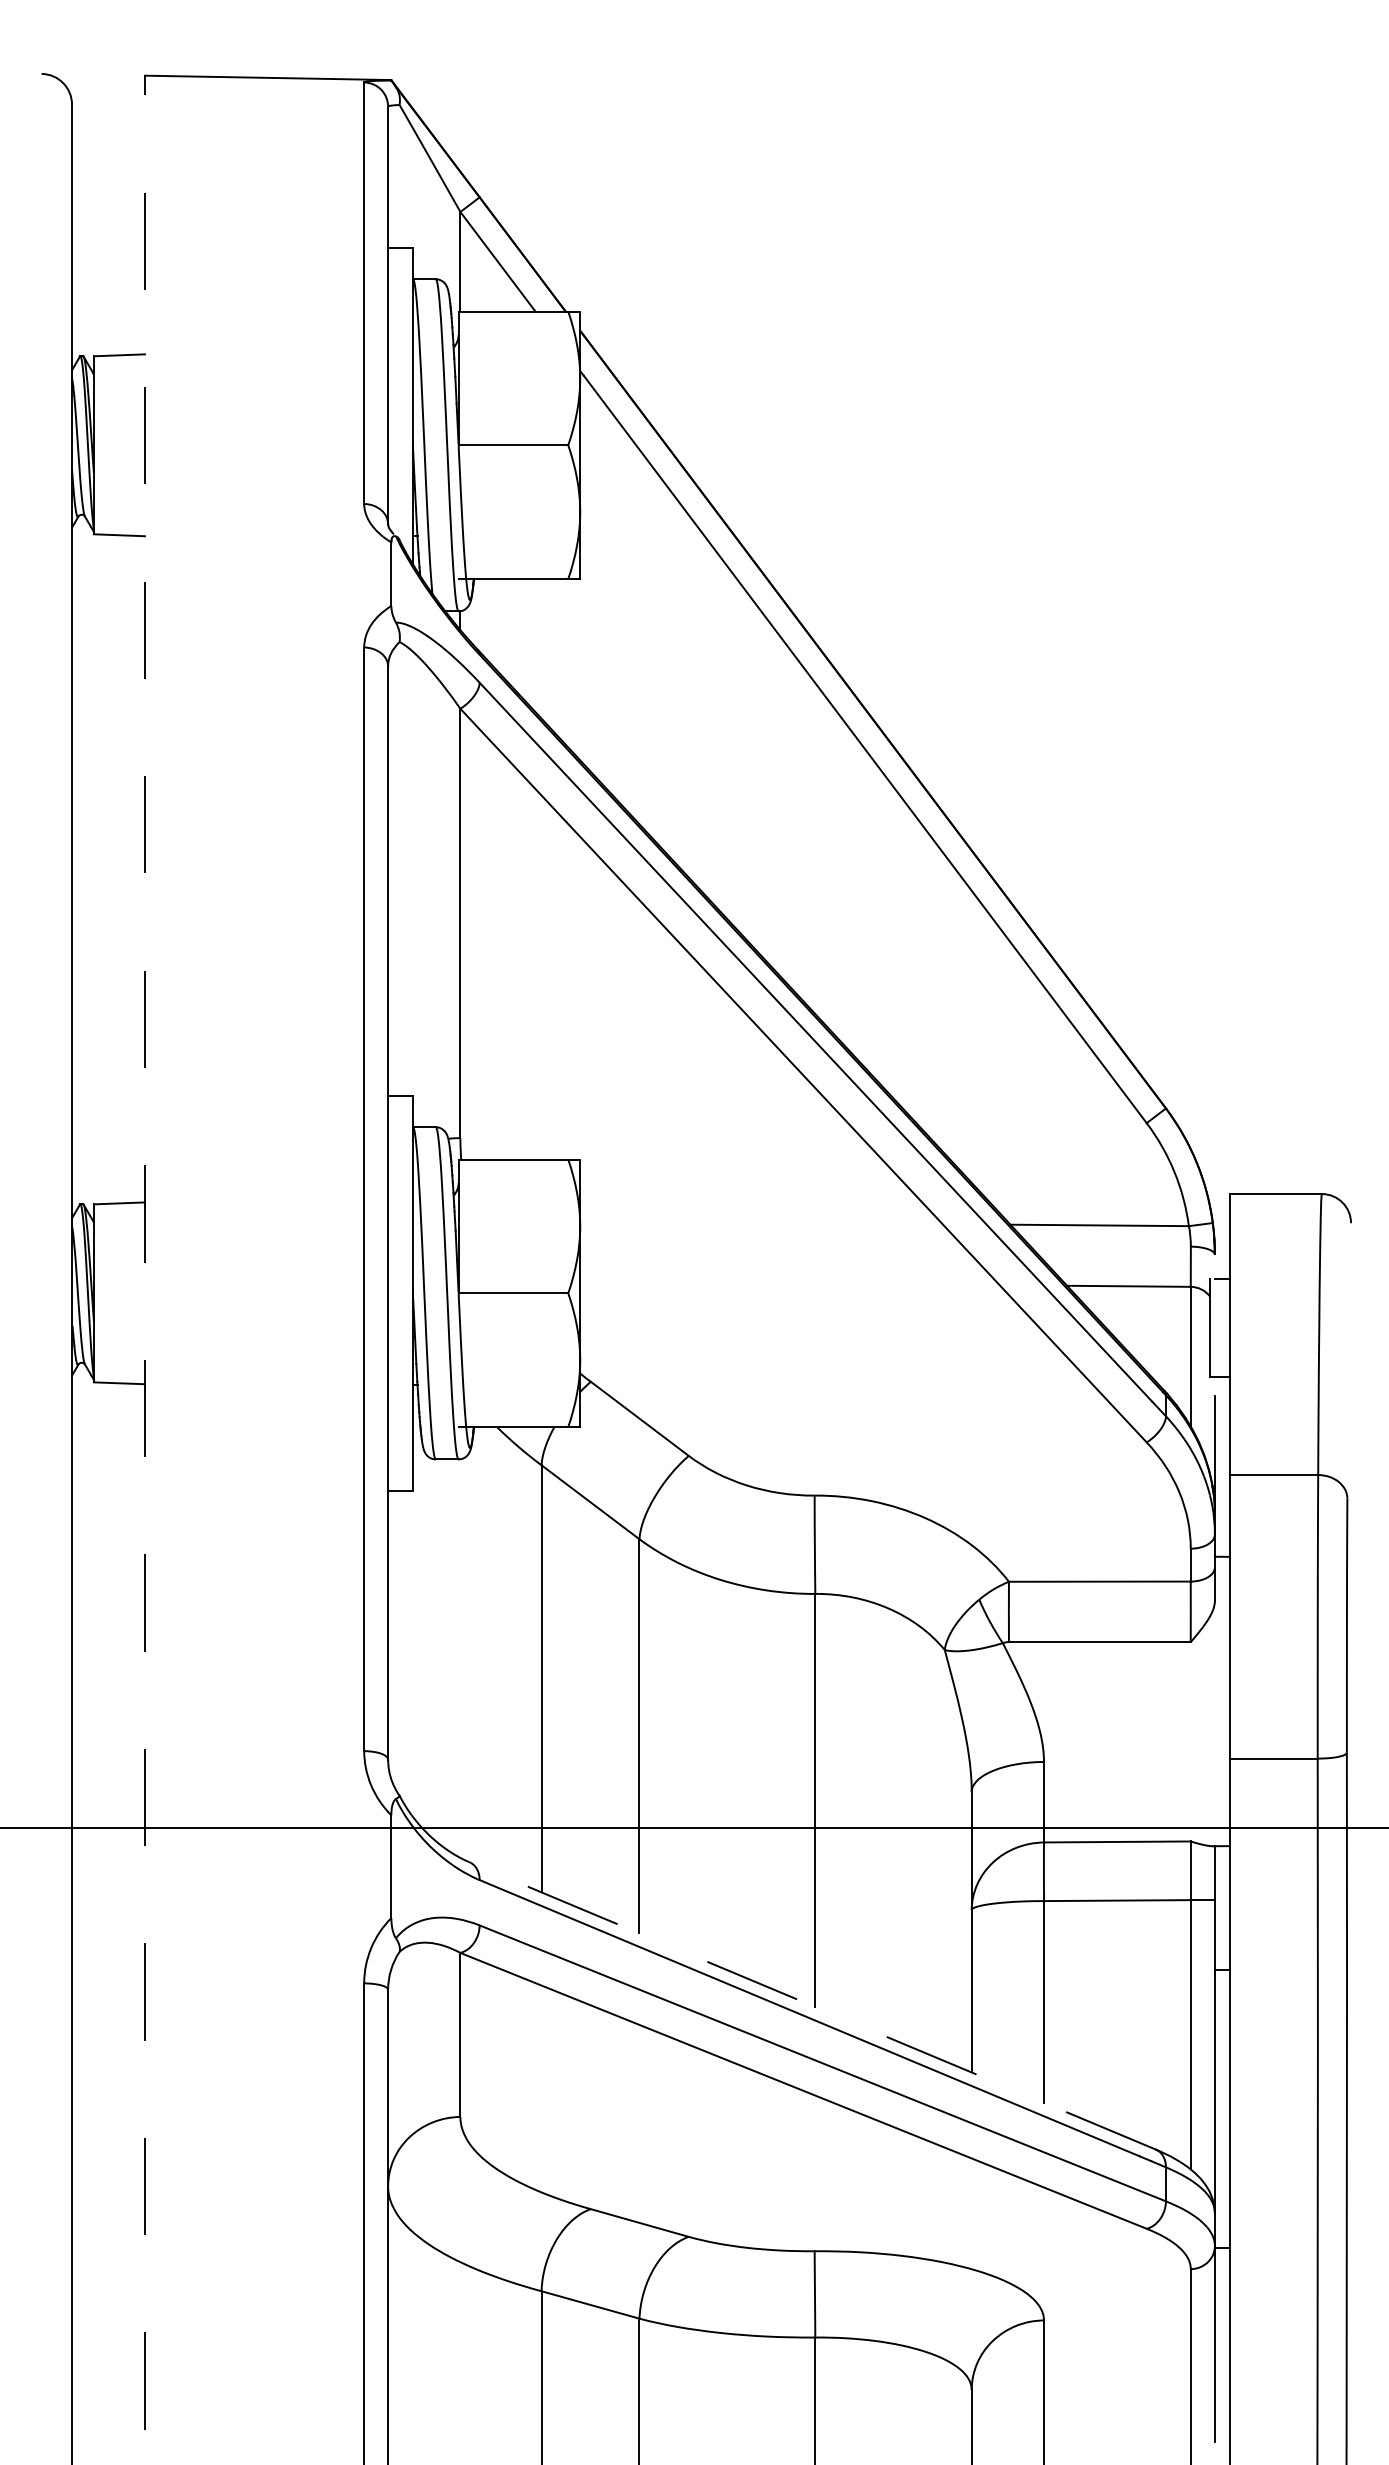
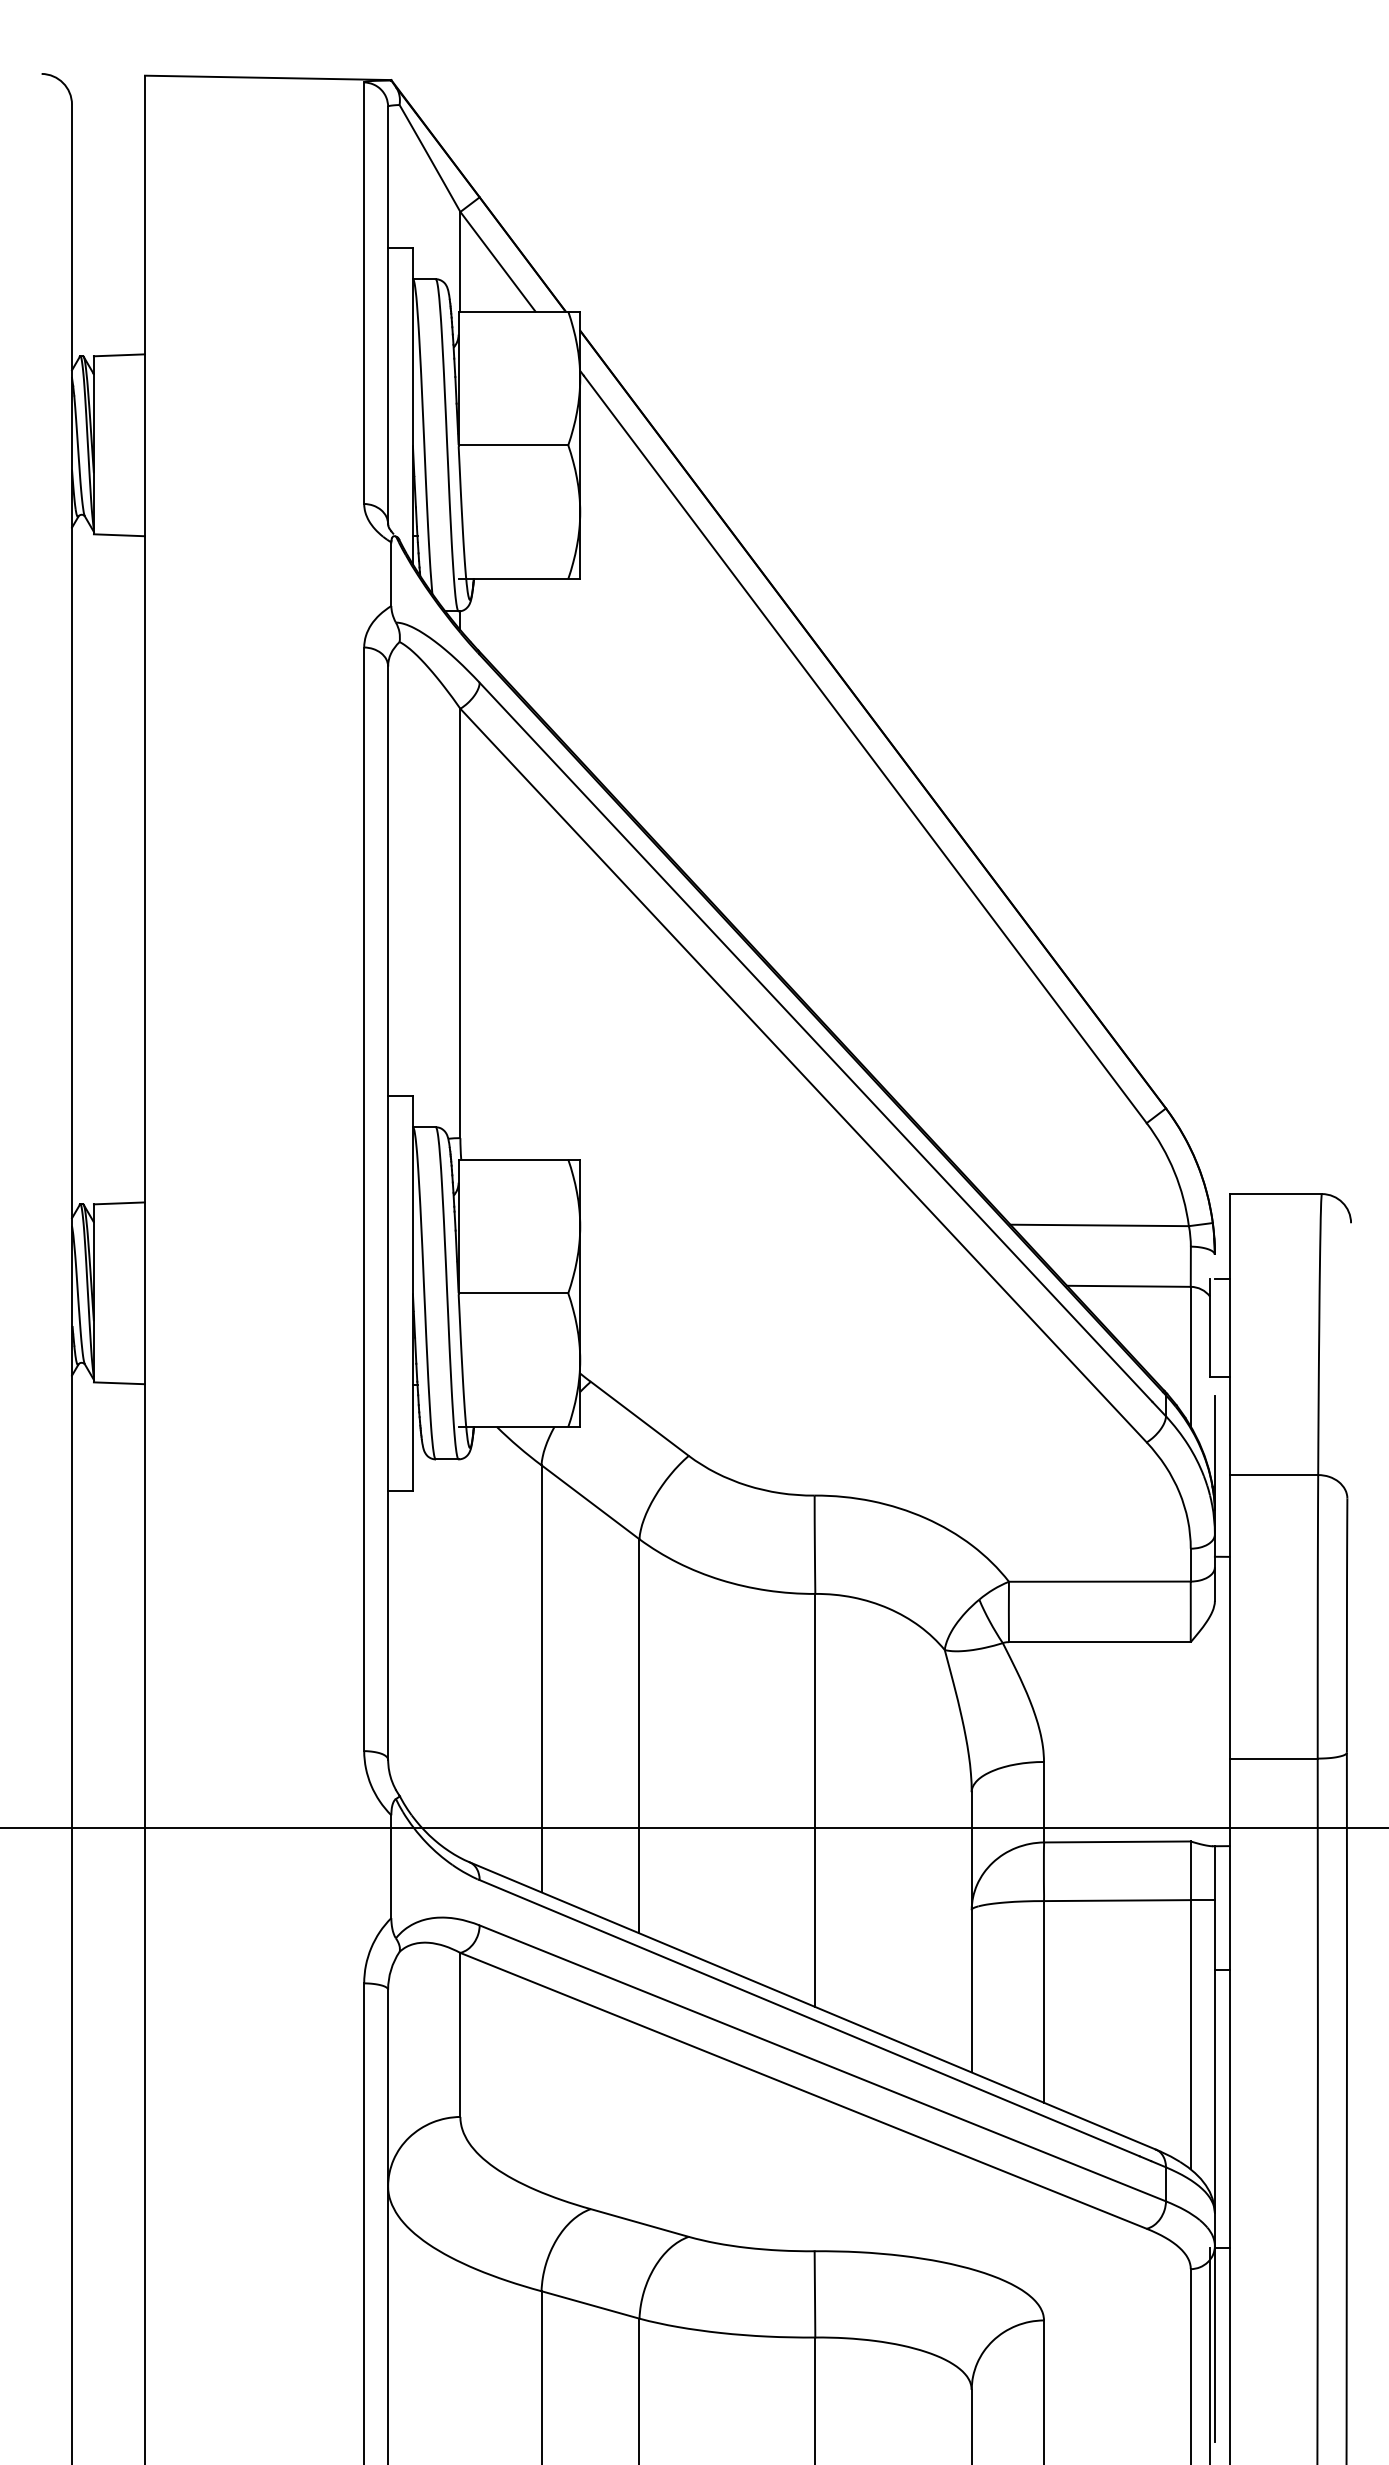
line: dashed -> solid (144, 1269)
line: dashed -> solid (812, 2005)
line: none -> present (1210, 2354)
